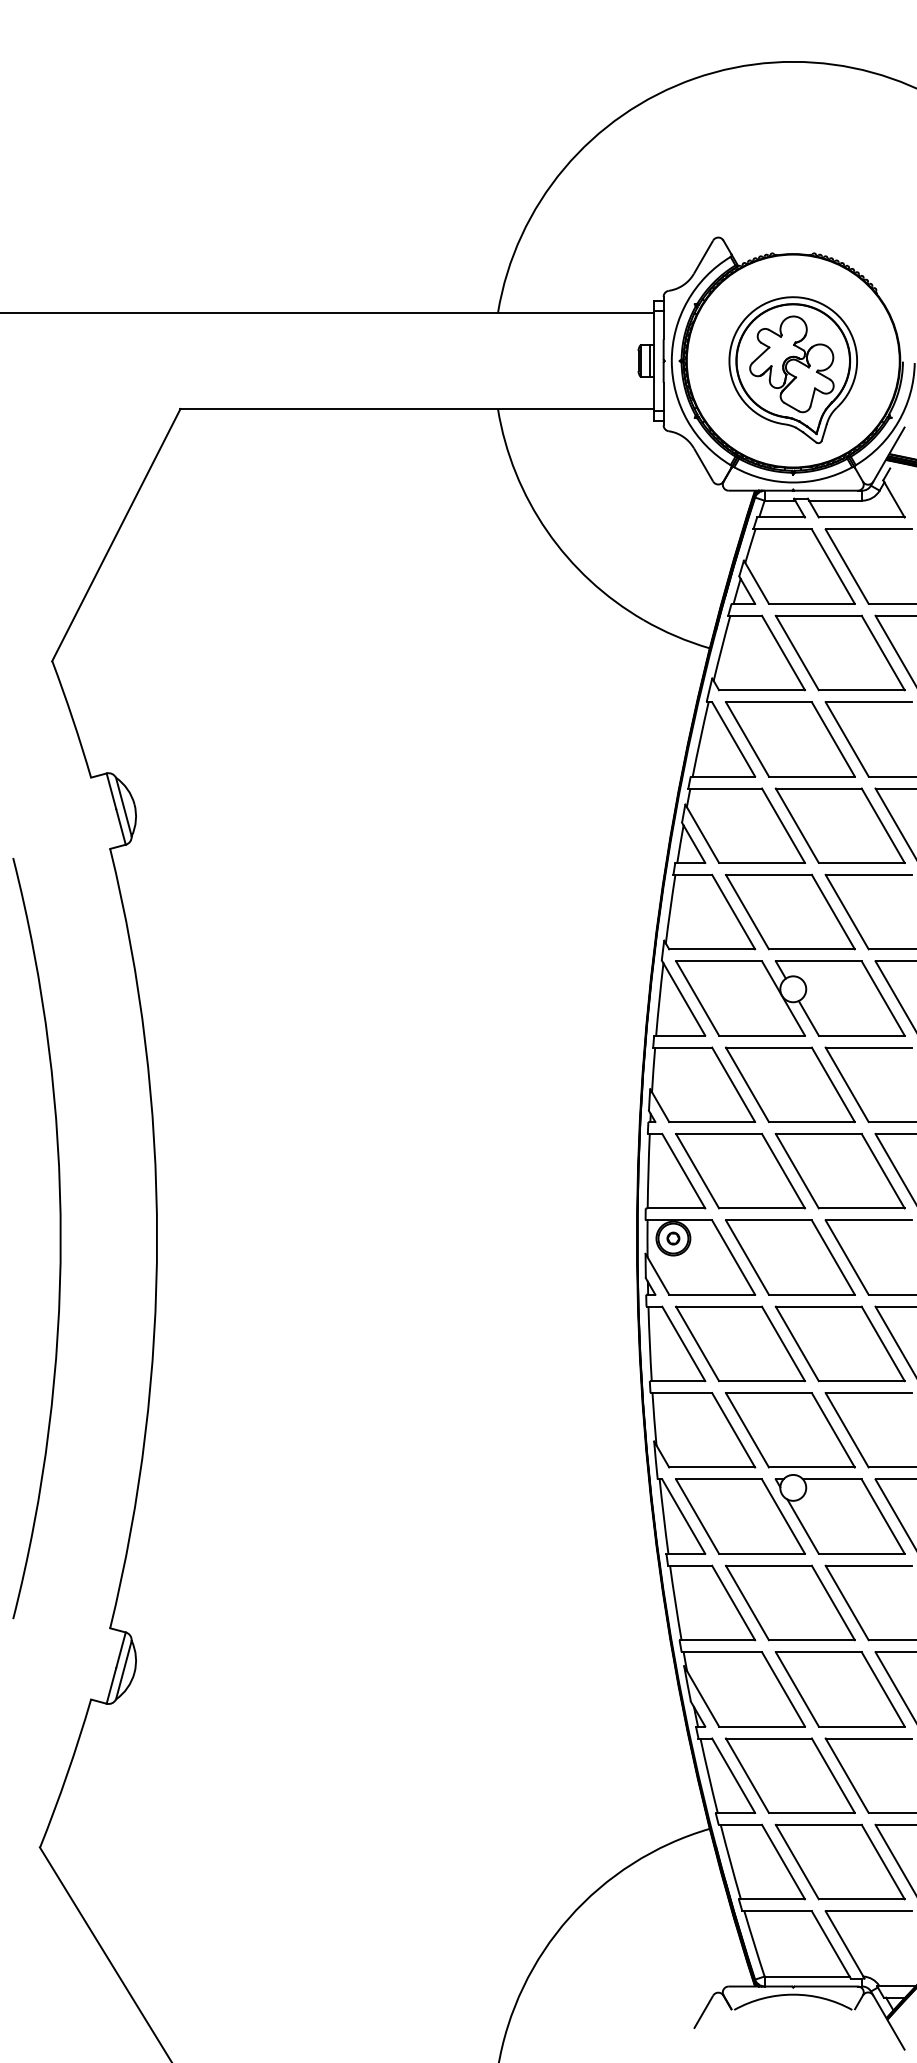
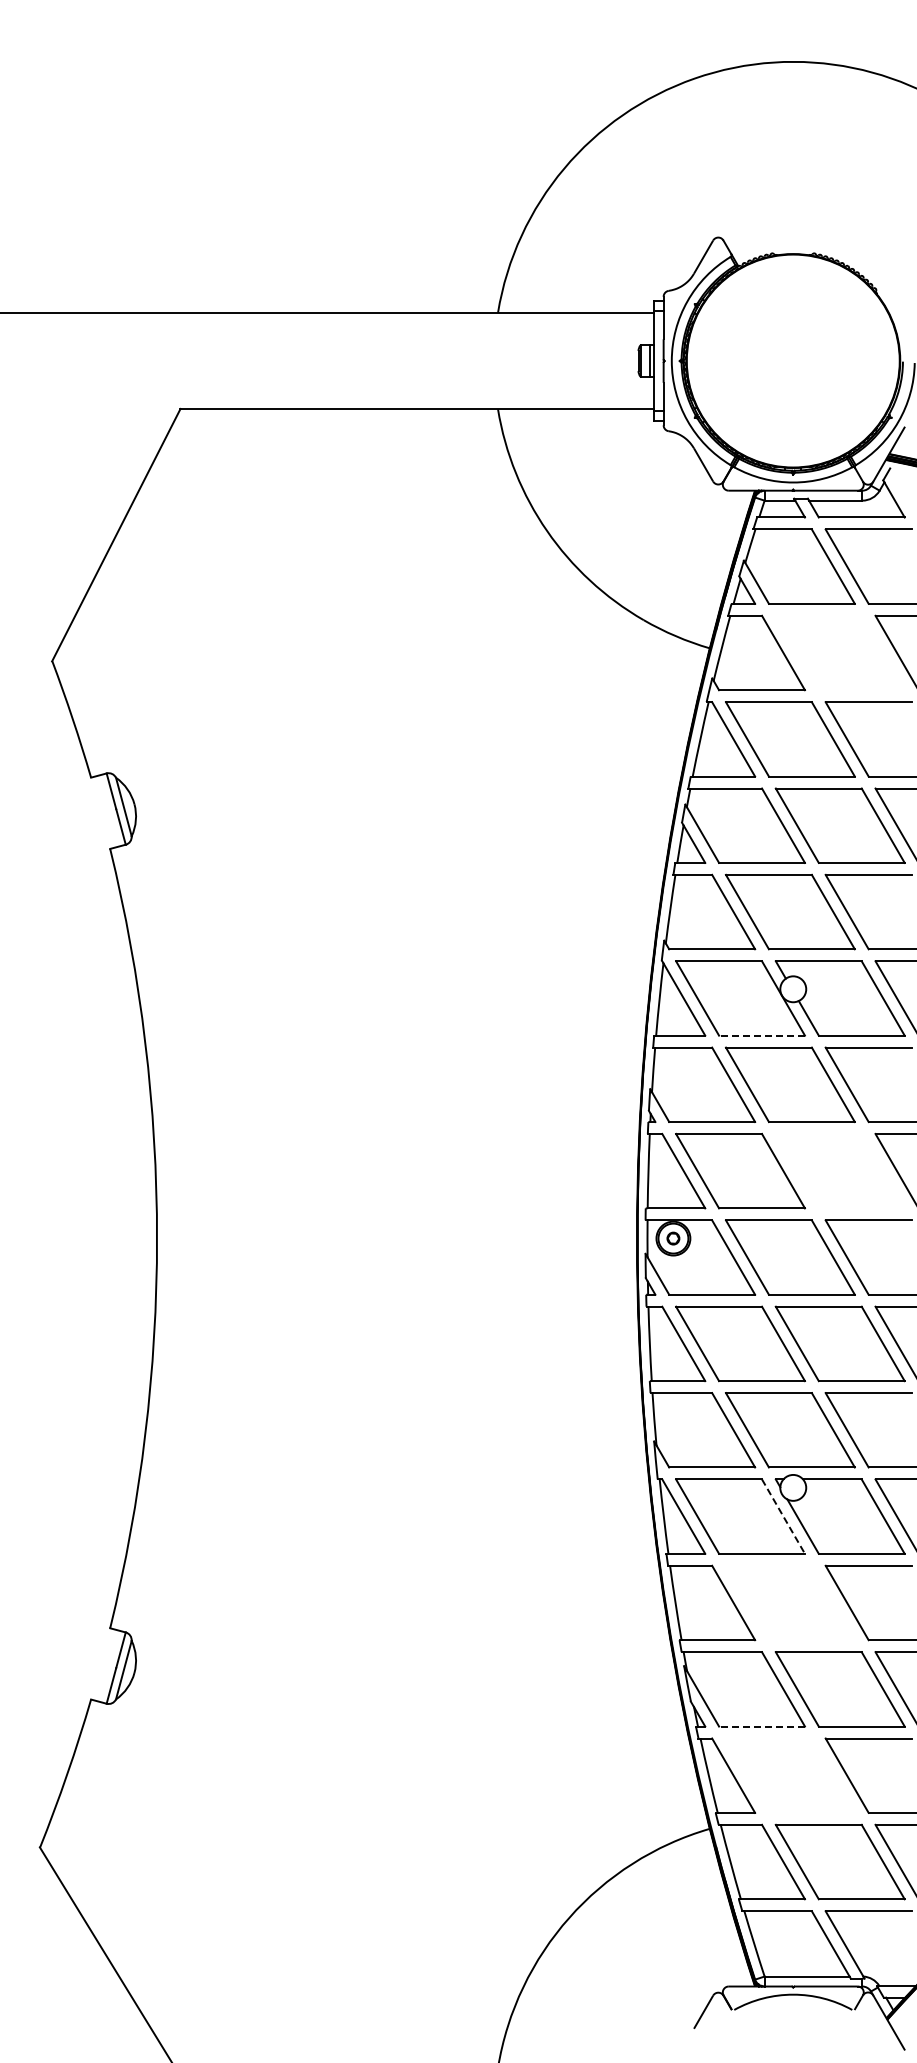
part: present -> none (792, 370)
part: present -> none (839, 652)
line: solid -> dashed (762, 1035)
part: present -> none (839, 1171)
arc: present -> none (59, 1238)
line: solid -> dashed (783, 1516)
part: present -> none (789, 1602)
line: solid -> dashed (762, 1726)
part: present -> none (789, 1775)
